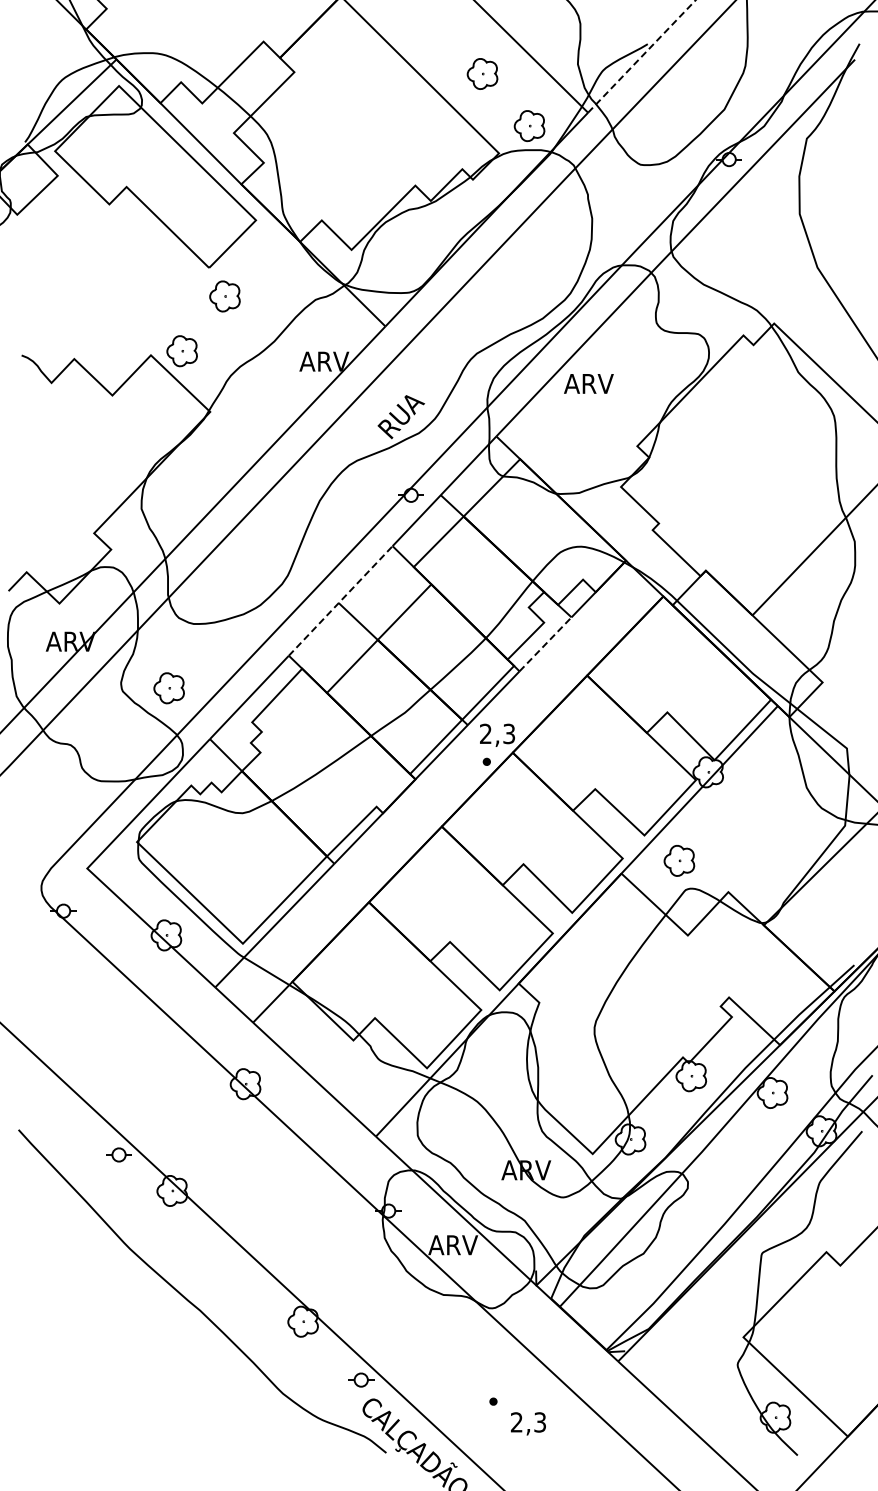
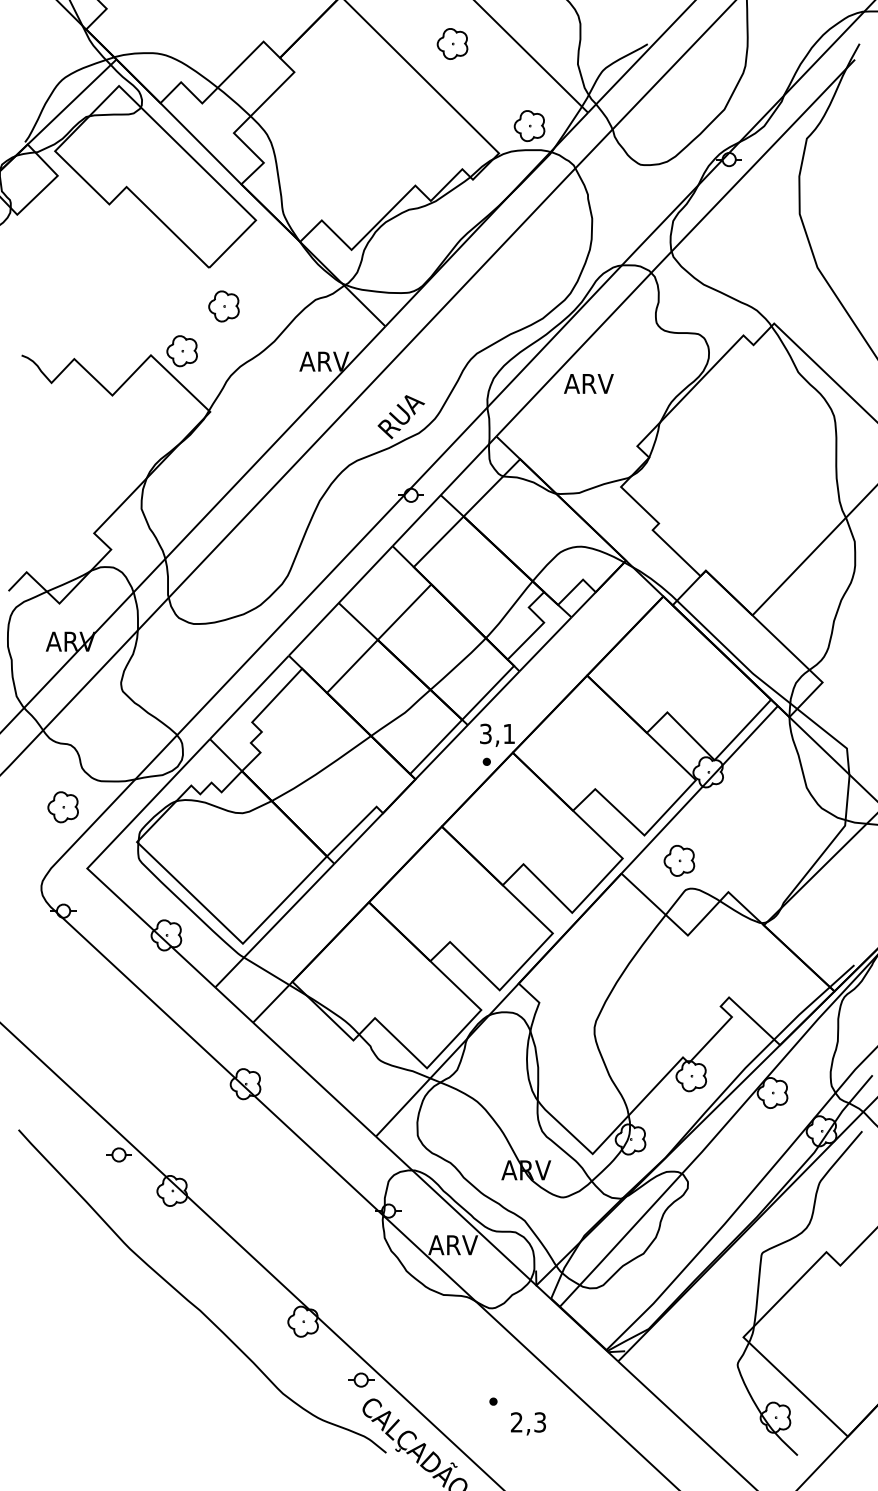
line: dashed -> solid (641, 56)
part position: (482, 73) -> (452, 43) (452, 43)
part position: (224, 296) -> (223, 306) (223, 306)
line: dashed -> solid (340, 600)
line: dashed -> solid (545, 644)
part position: (168, 688) -> (62, 807) (62, 807)
text: 2,3 -> 3,1 (497, 733)
